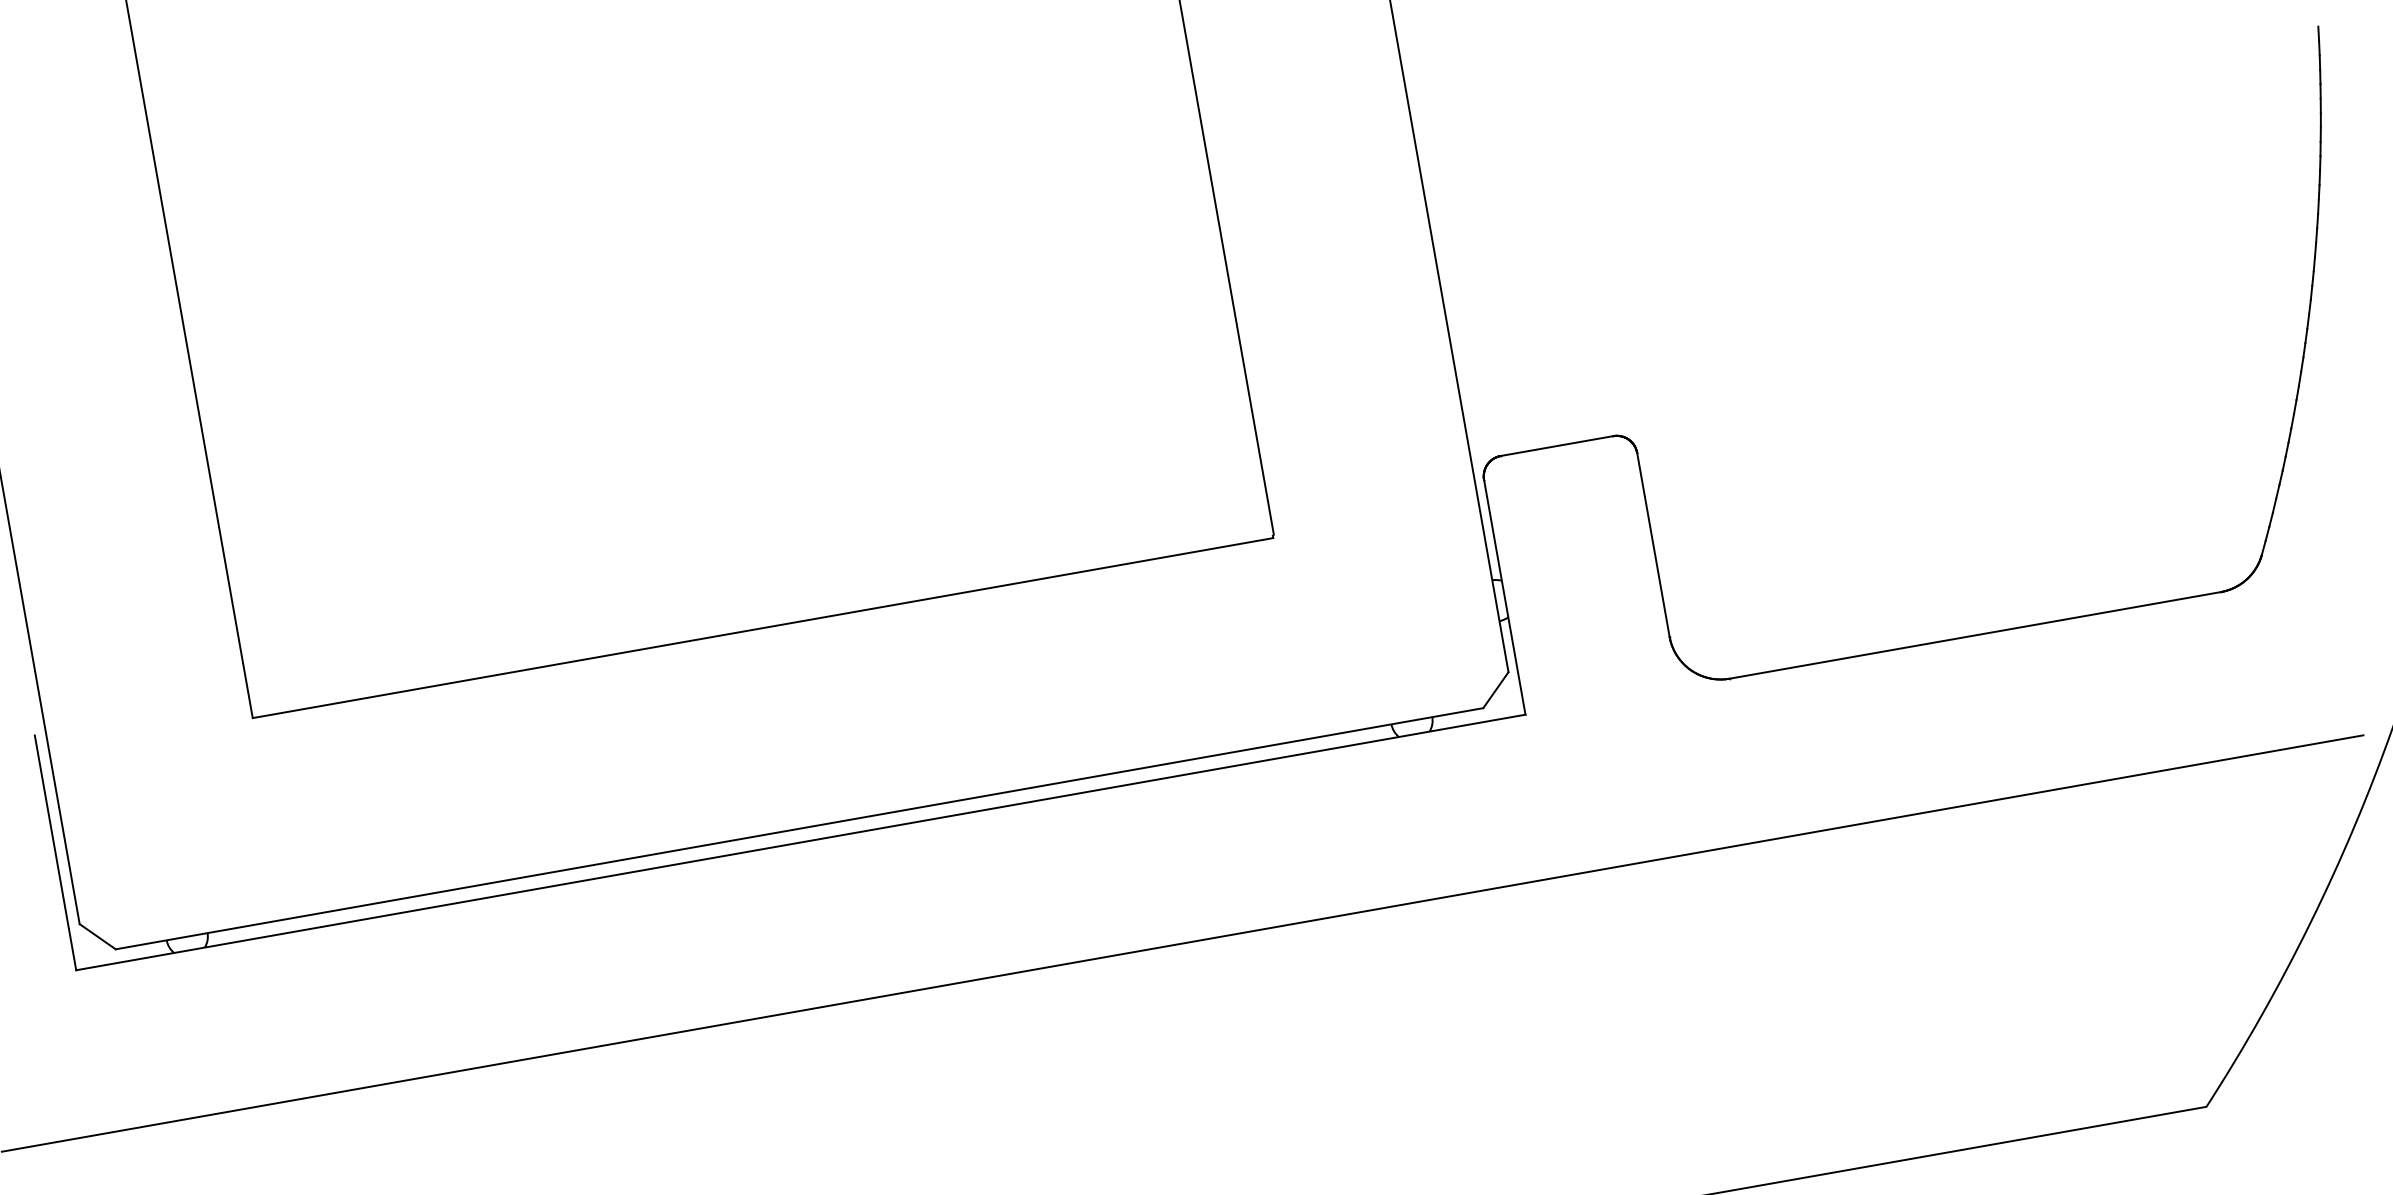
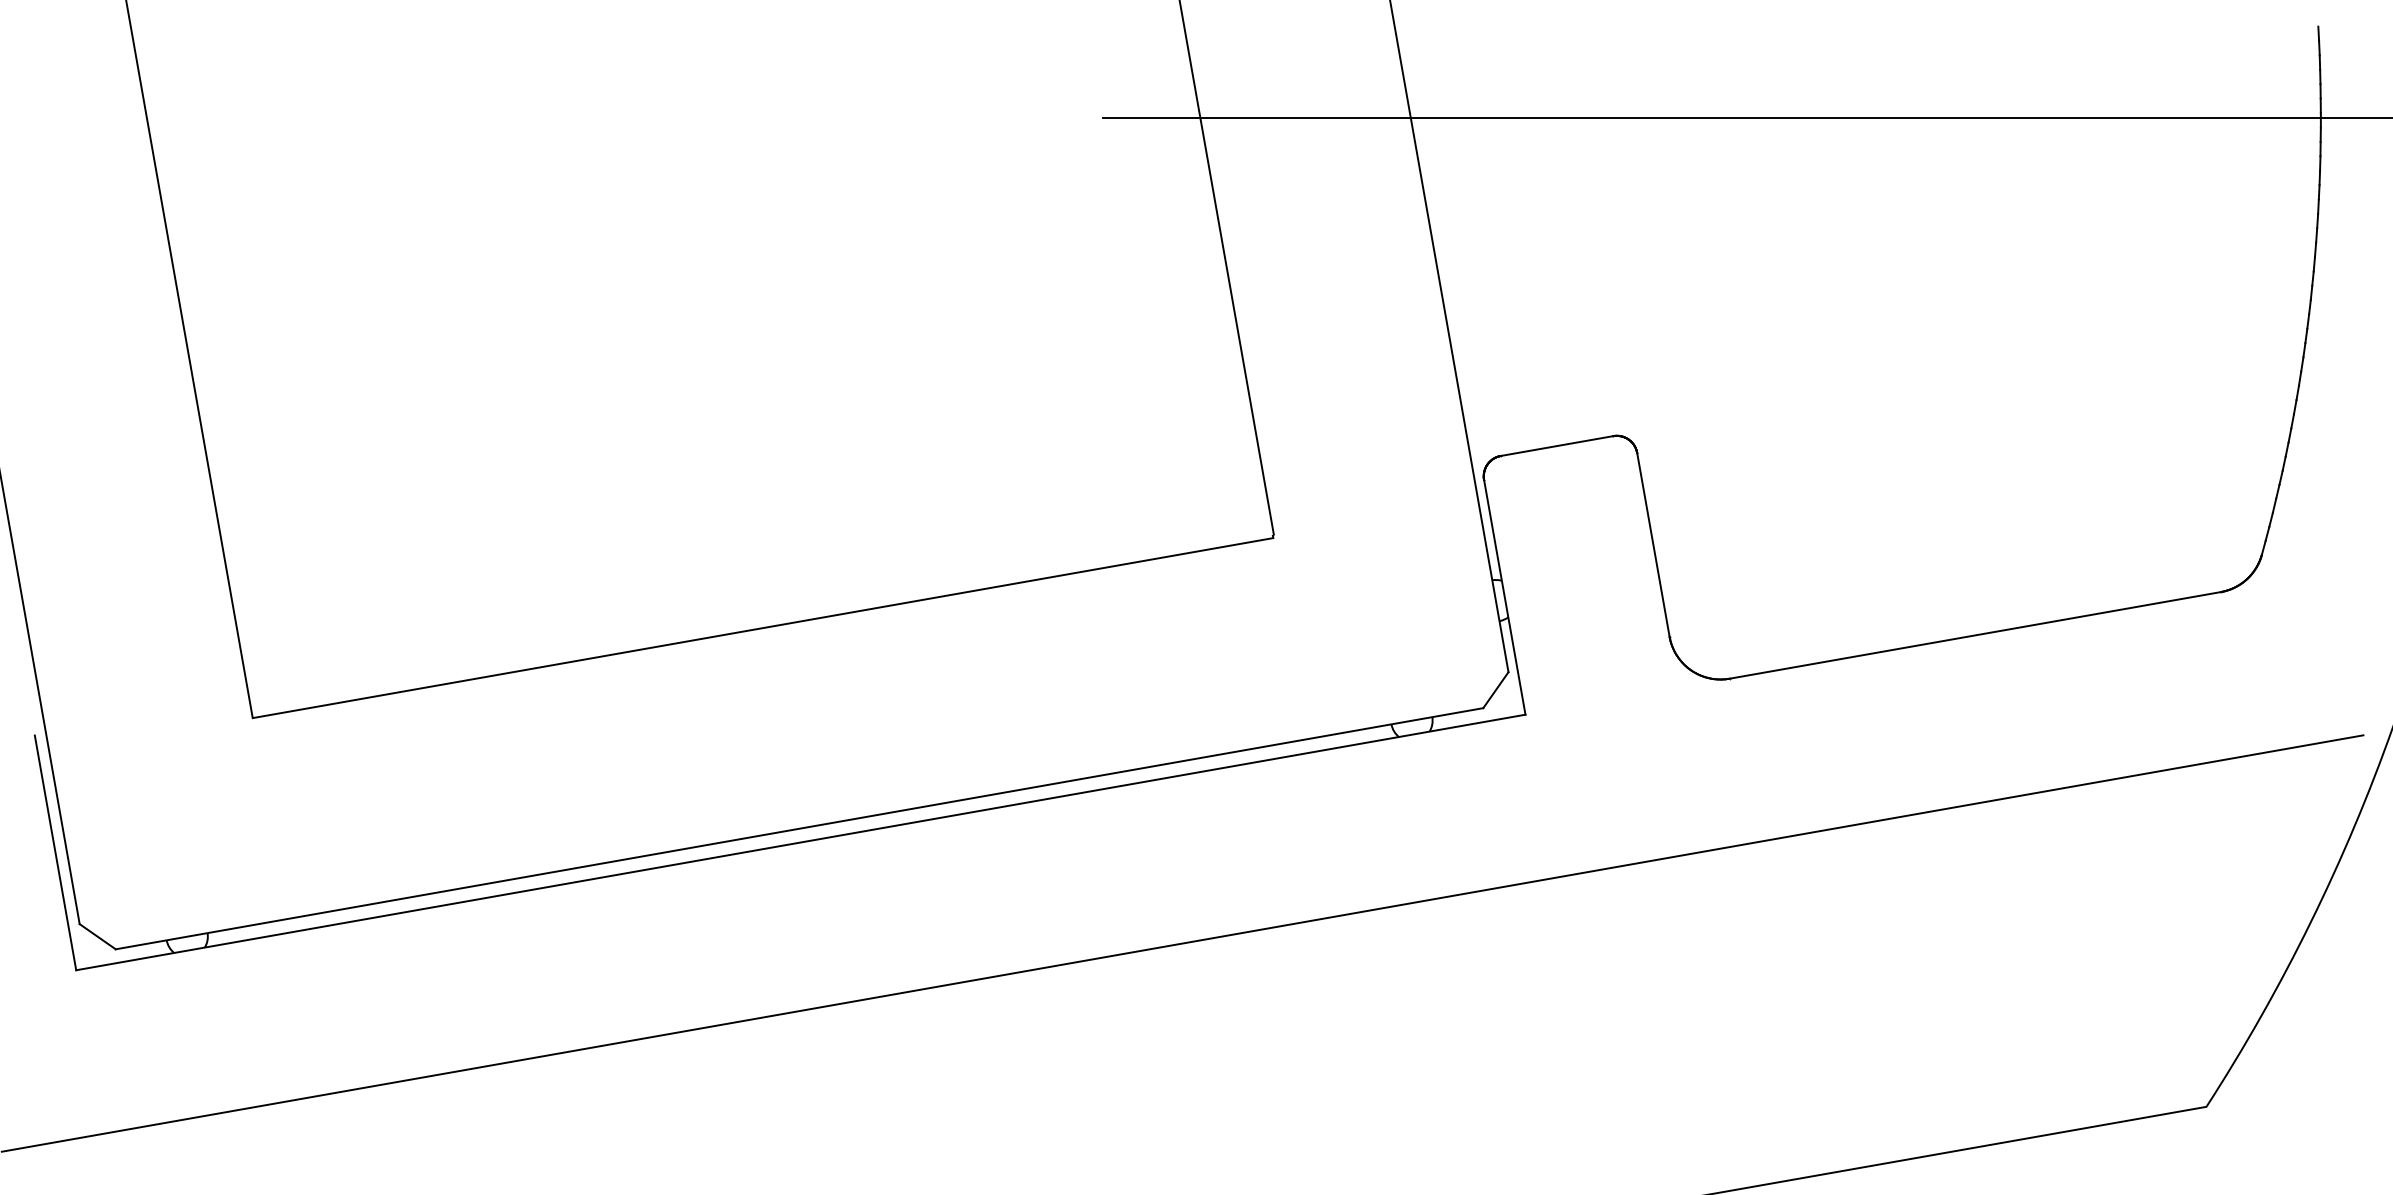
line: none -> present (1745, 117)
